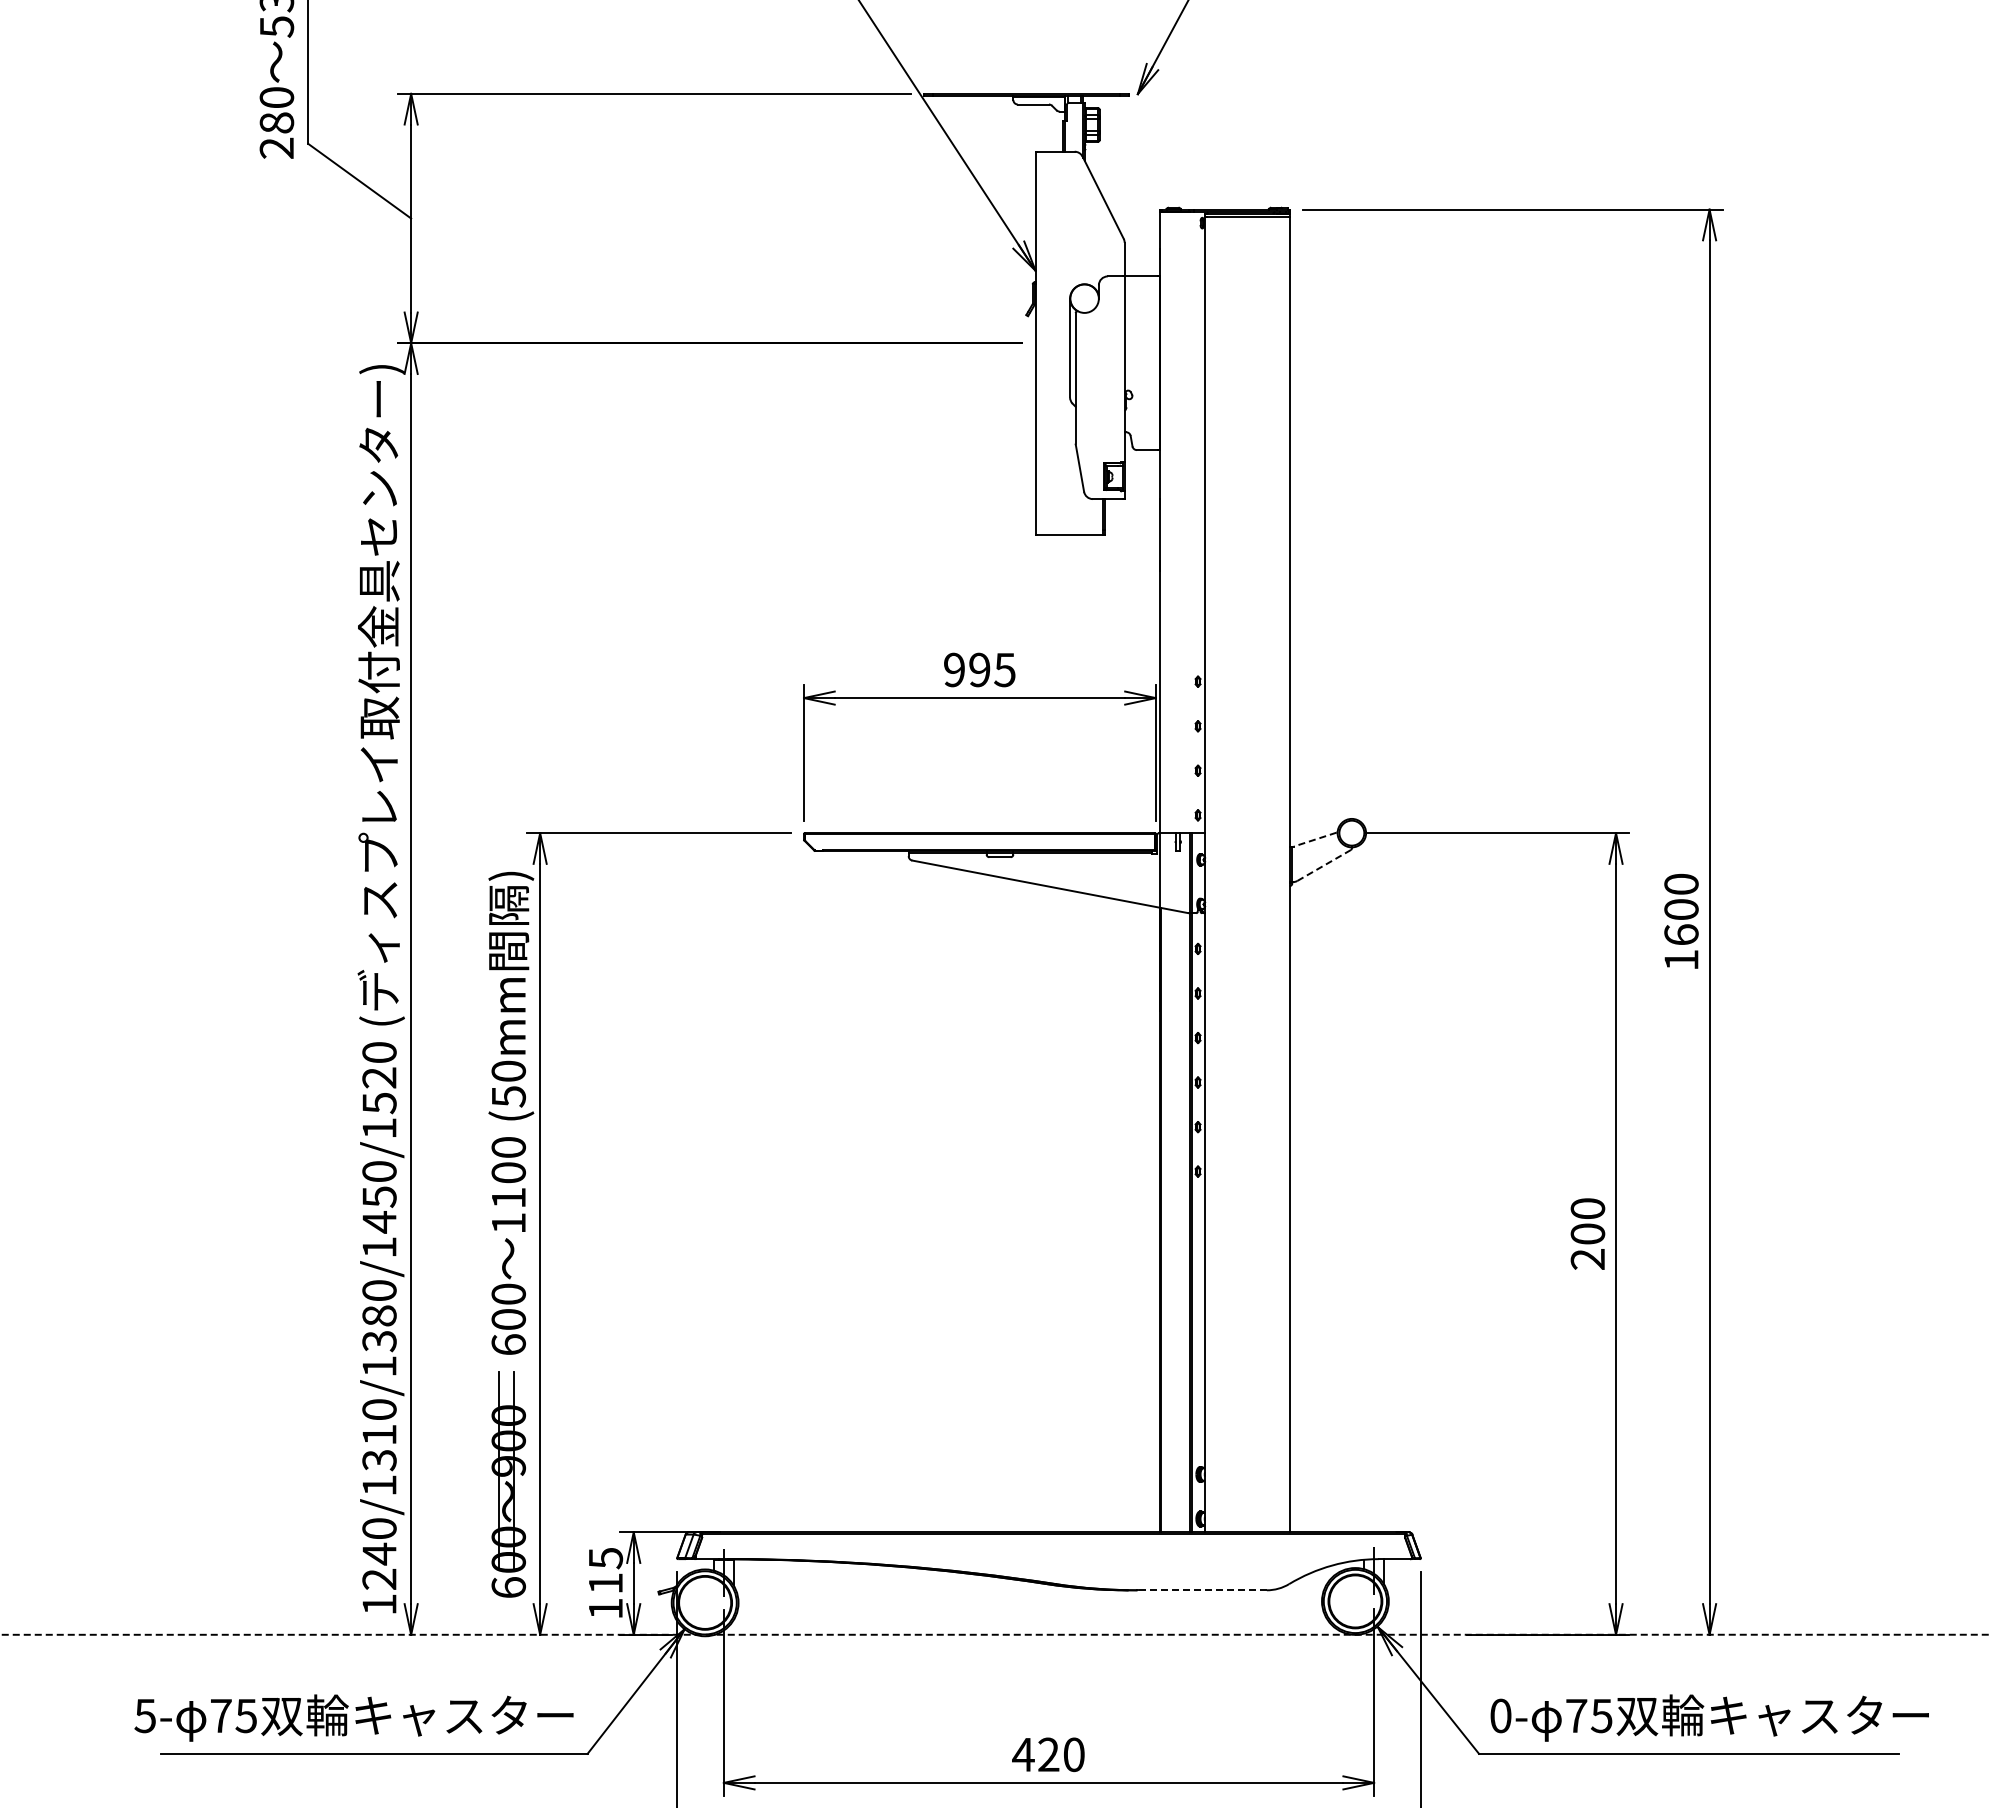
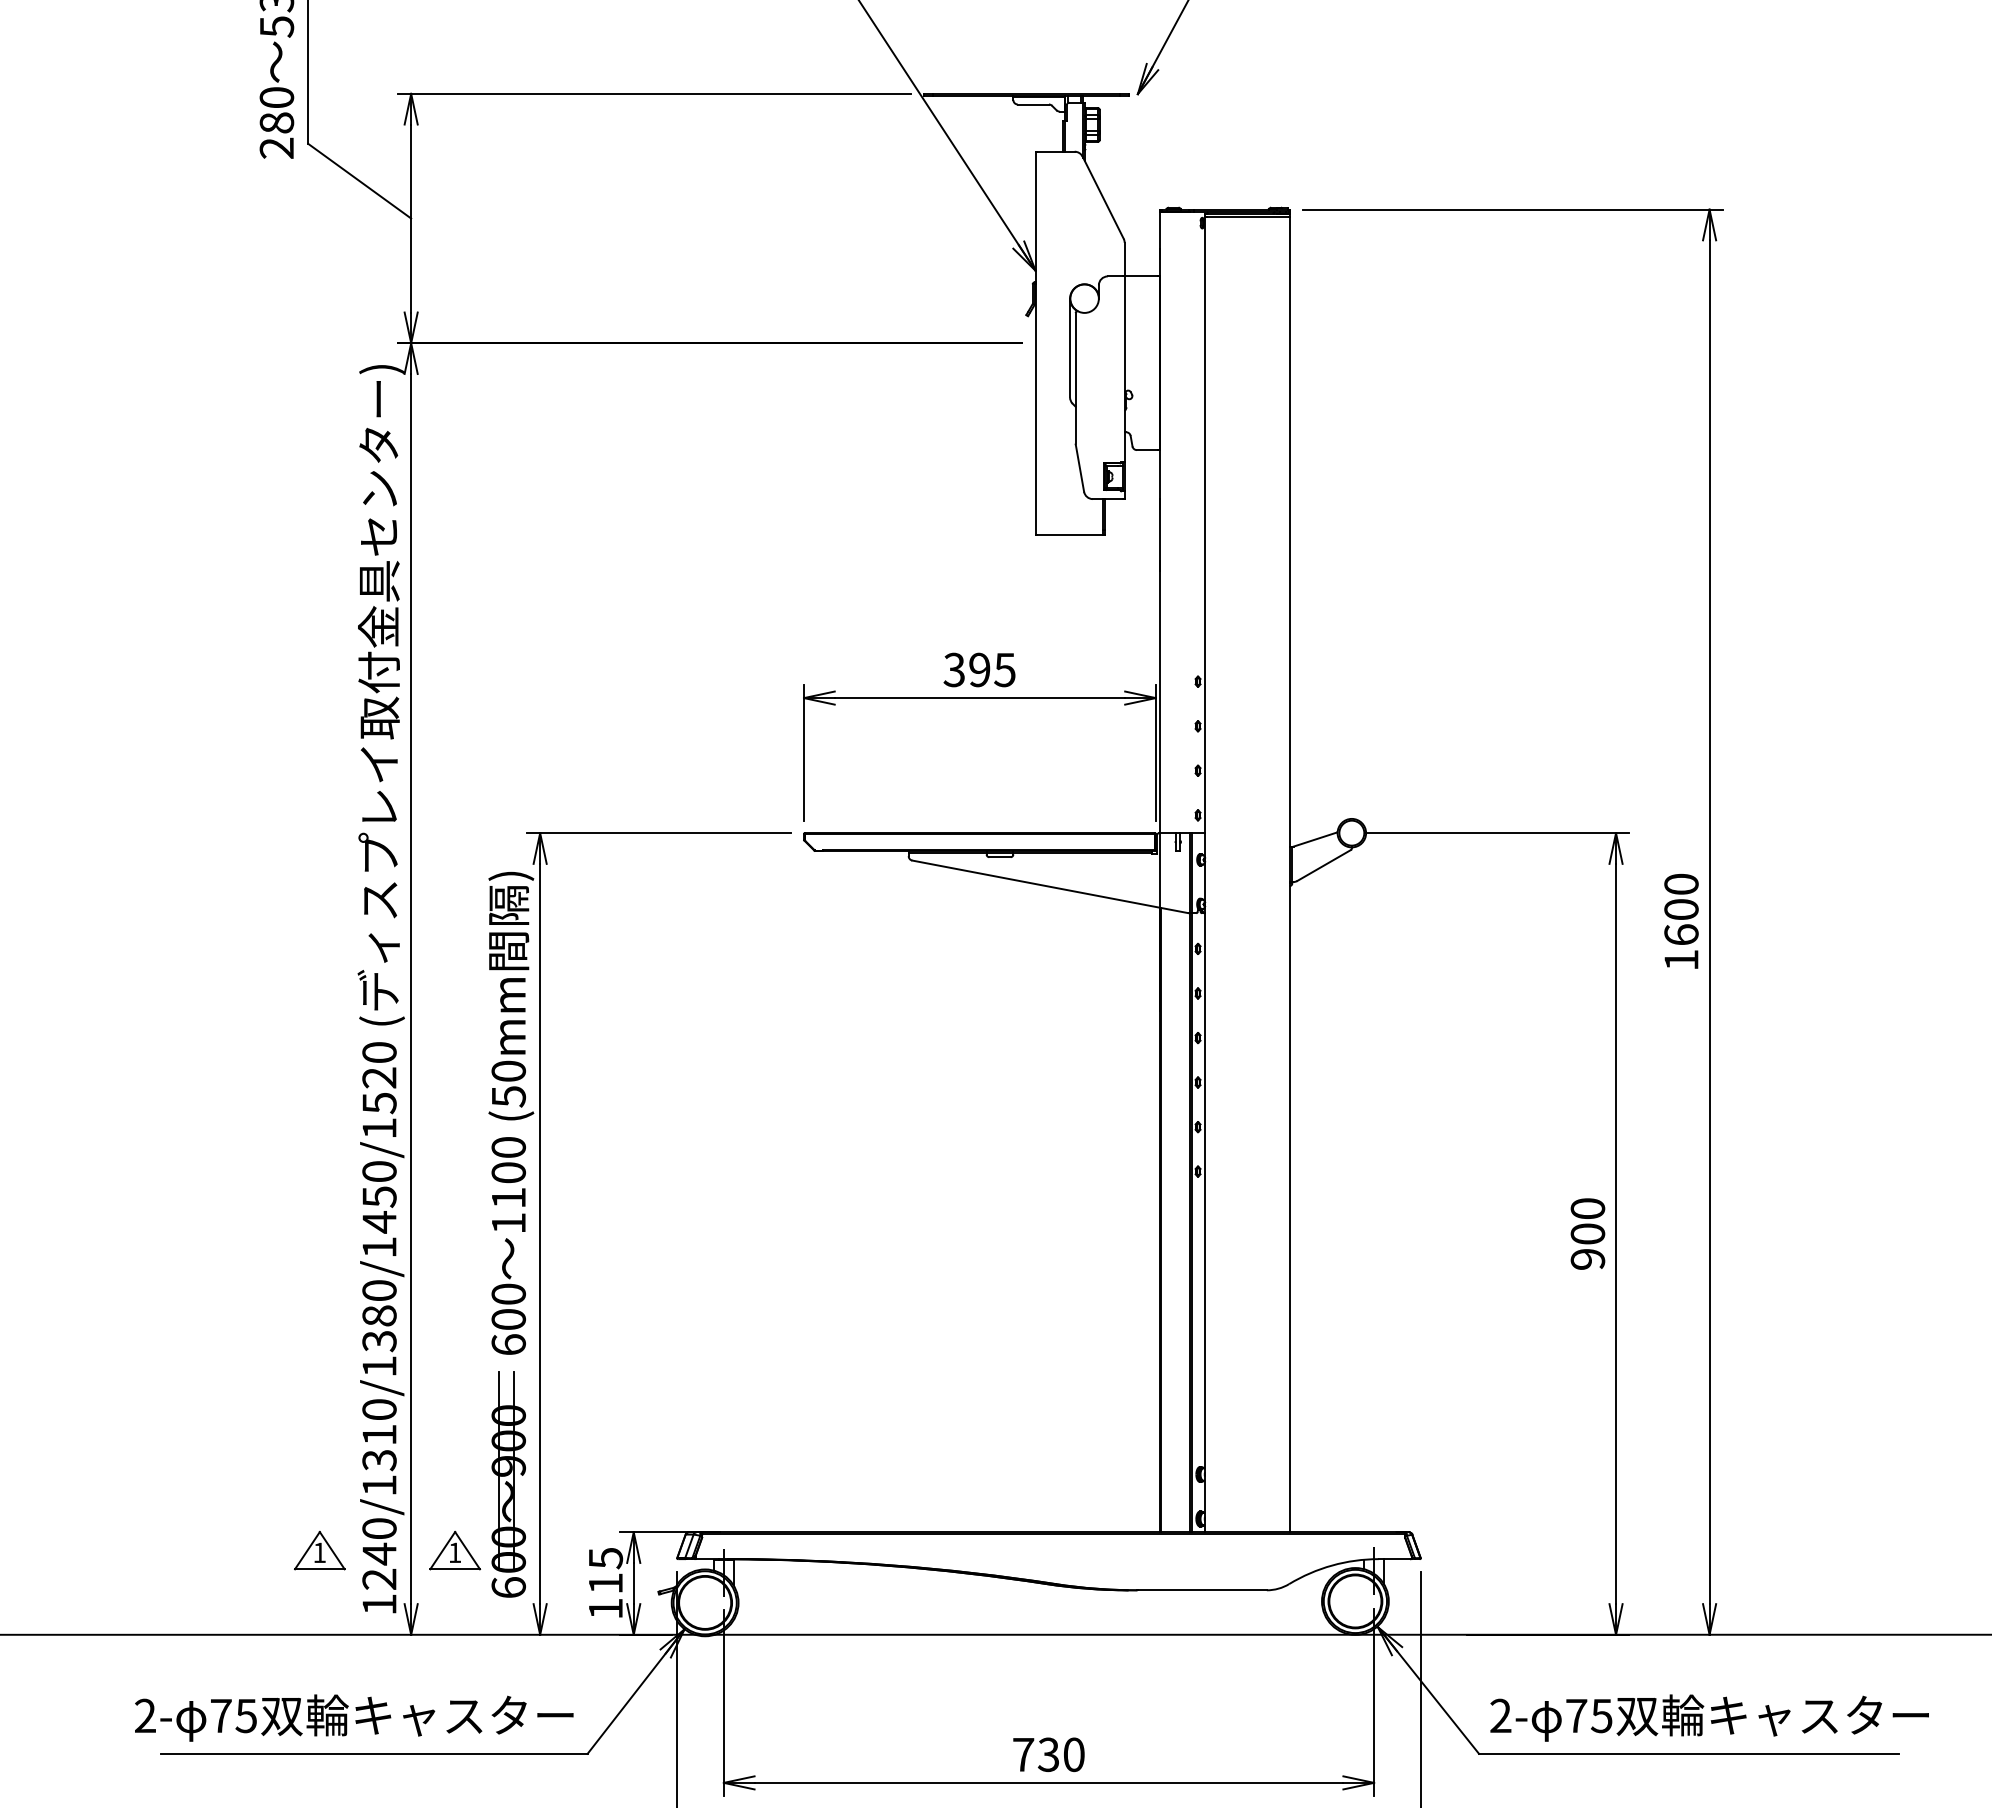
text: 995 -> 395 (953, 669)
line: dashed -> solid (1314, 839)
line: dashed -> solid (1324, 865)
text: 200 -> 900 (1588, 1259)
part: none -> present (319, 1550)
part: none -> present (455, 1550)
line: dashed -> solid (1202, 1590)
line: dashed -> solid (996, 1634)
text: 5- -> 2- (144, 1715)
text: 0- -> 2- (1500, 1715)
text: 420 -> 730 (1035, 1755)
